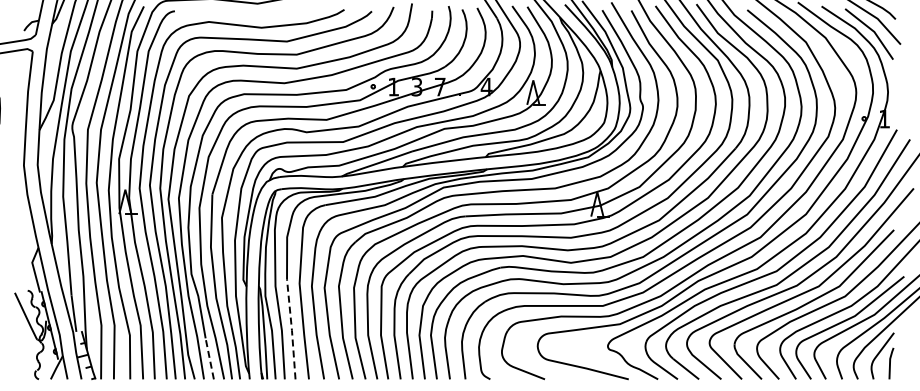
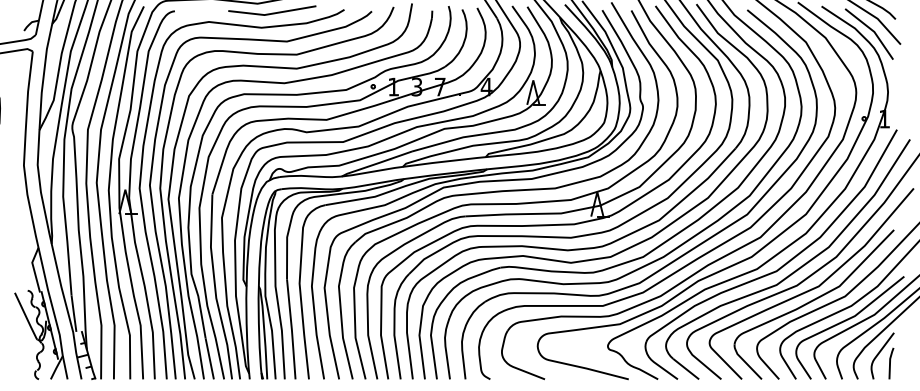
line: none -> present (272, 12)
line: dashed -> solid (291, 329)
line: dashed -> solid (209, 358)
